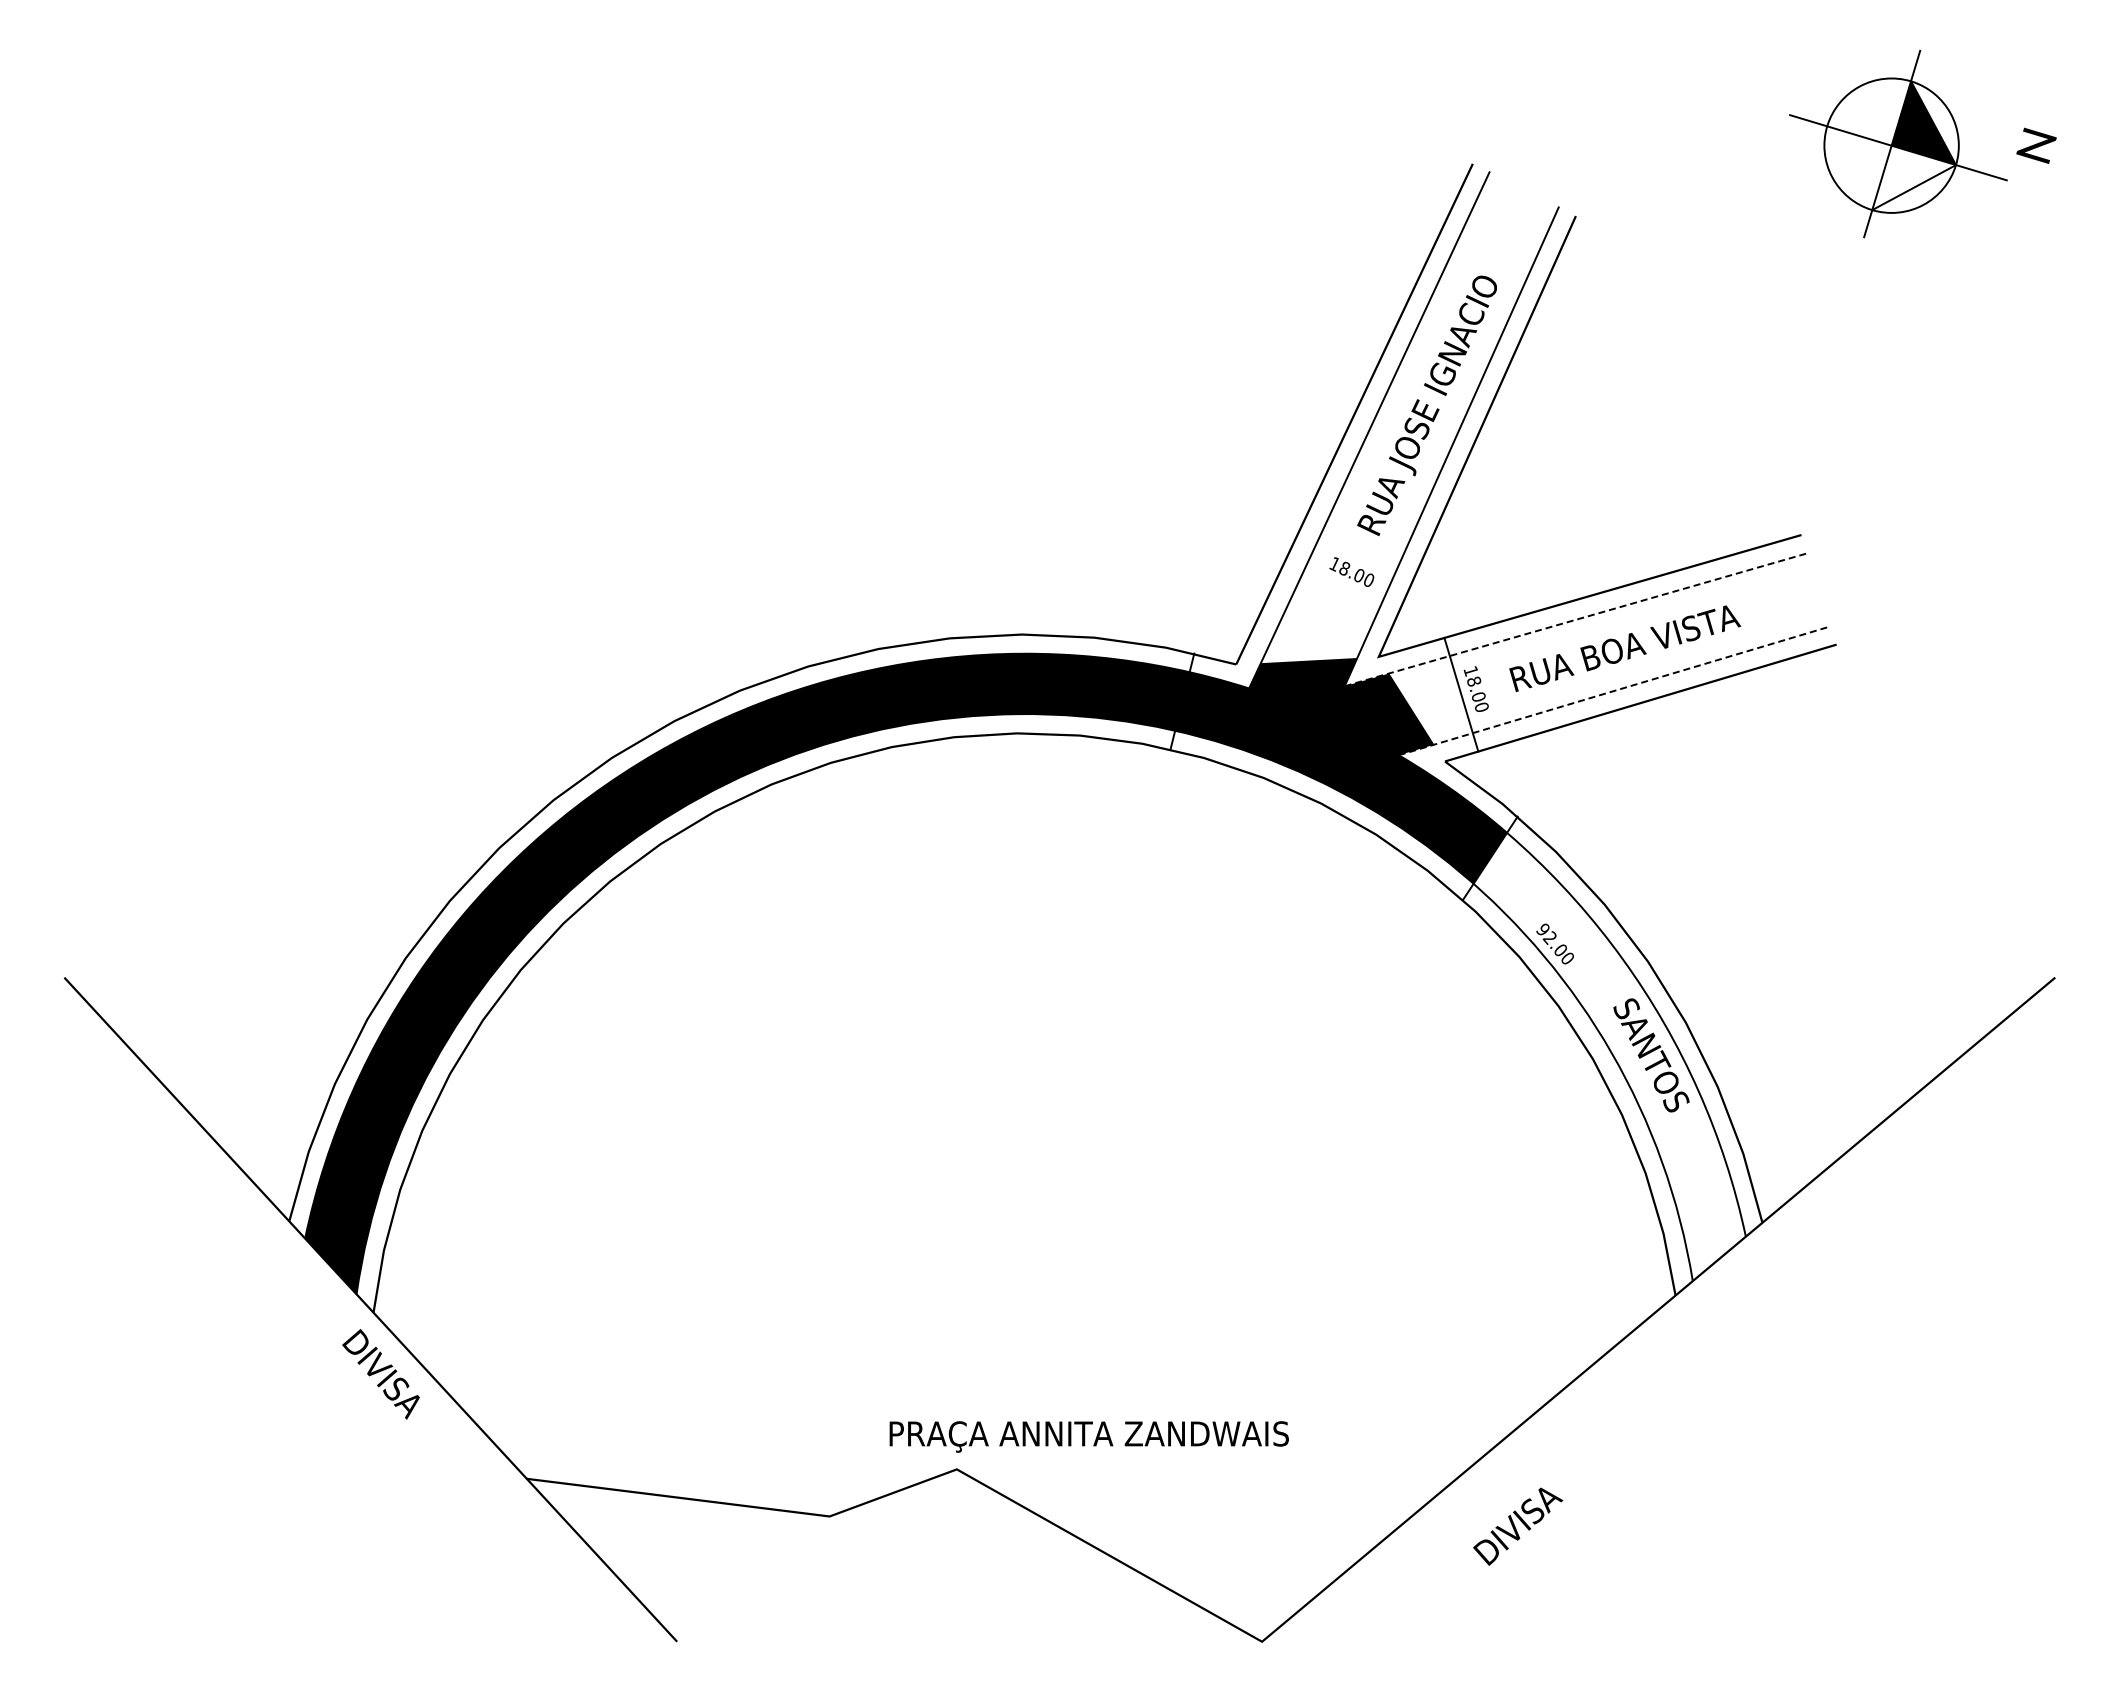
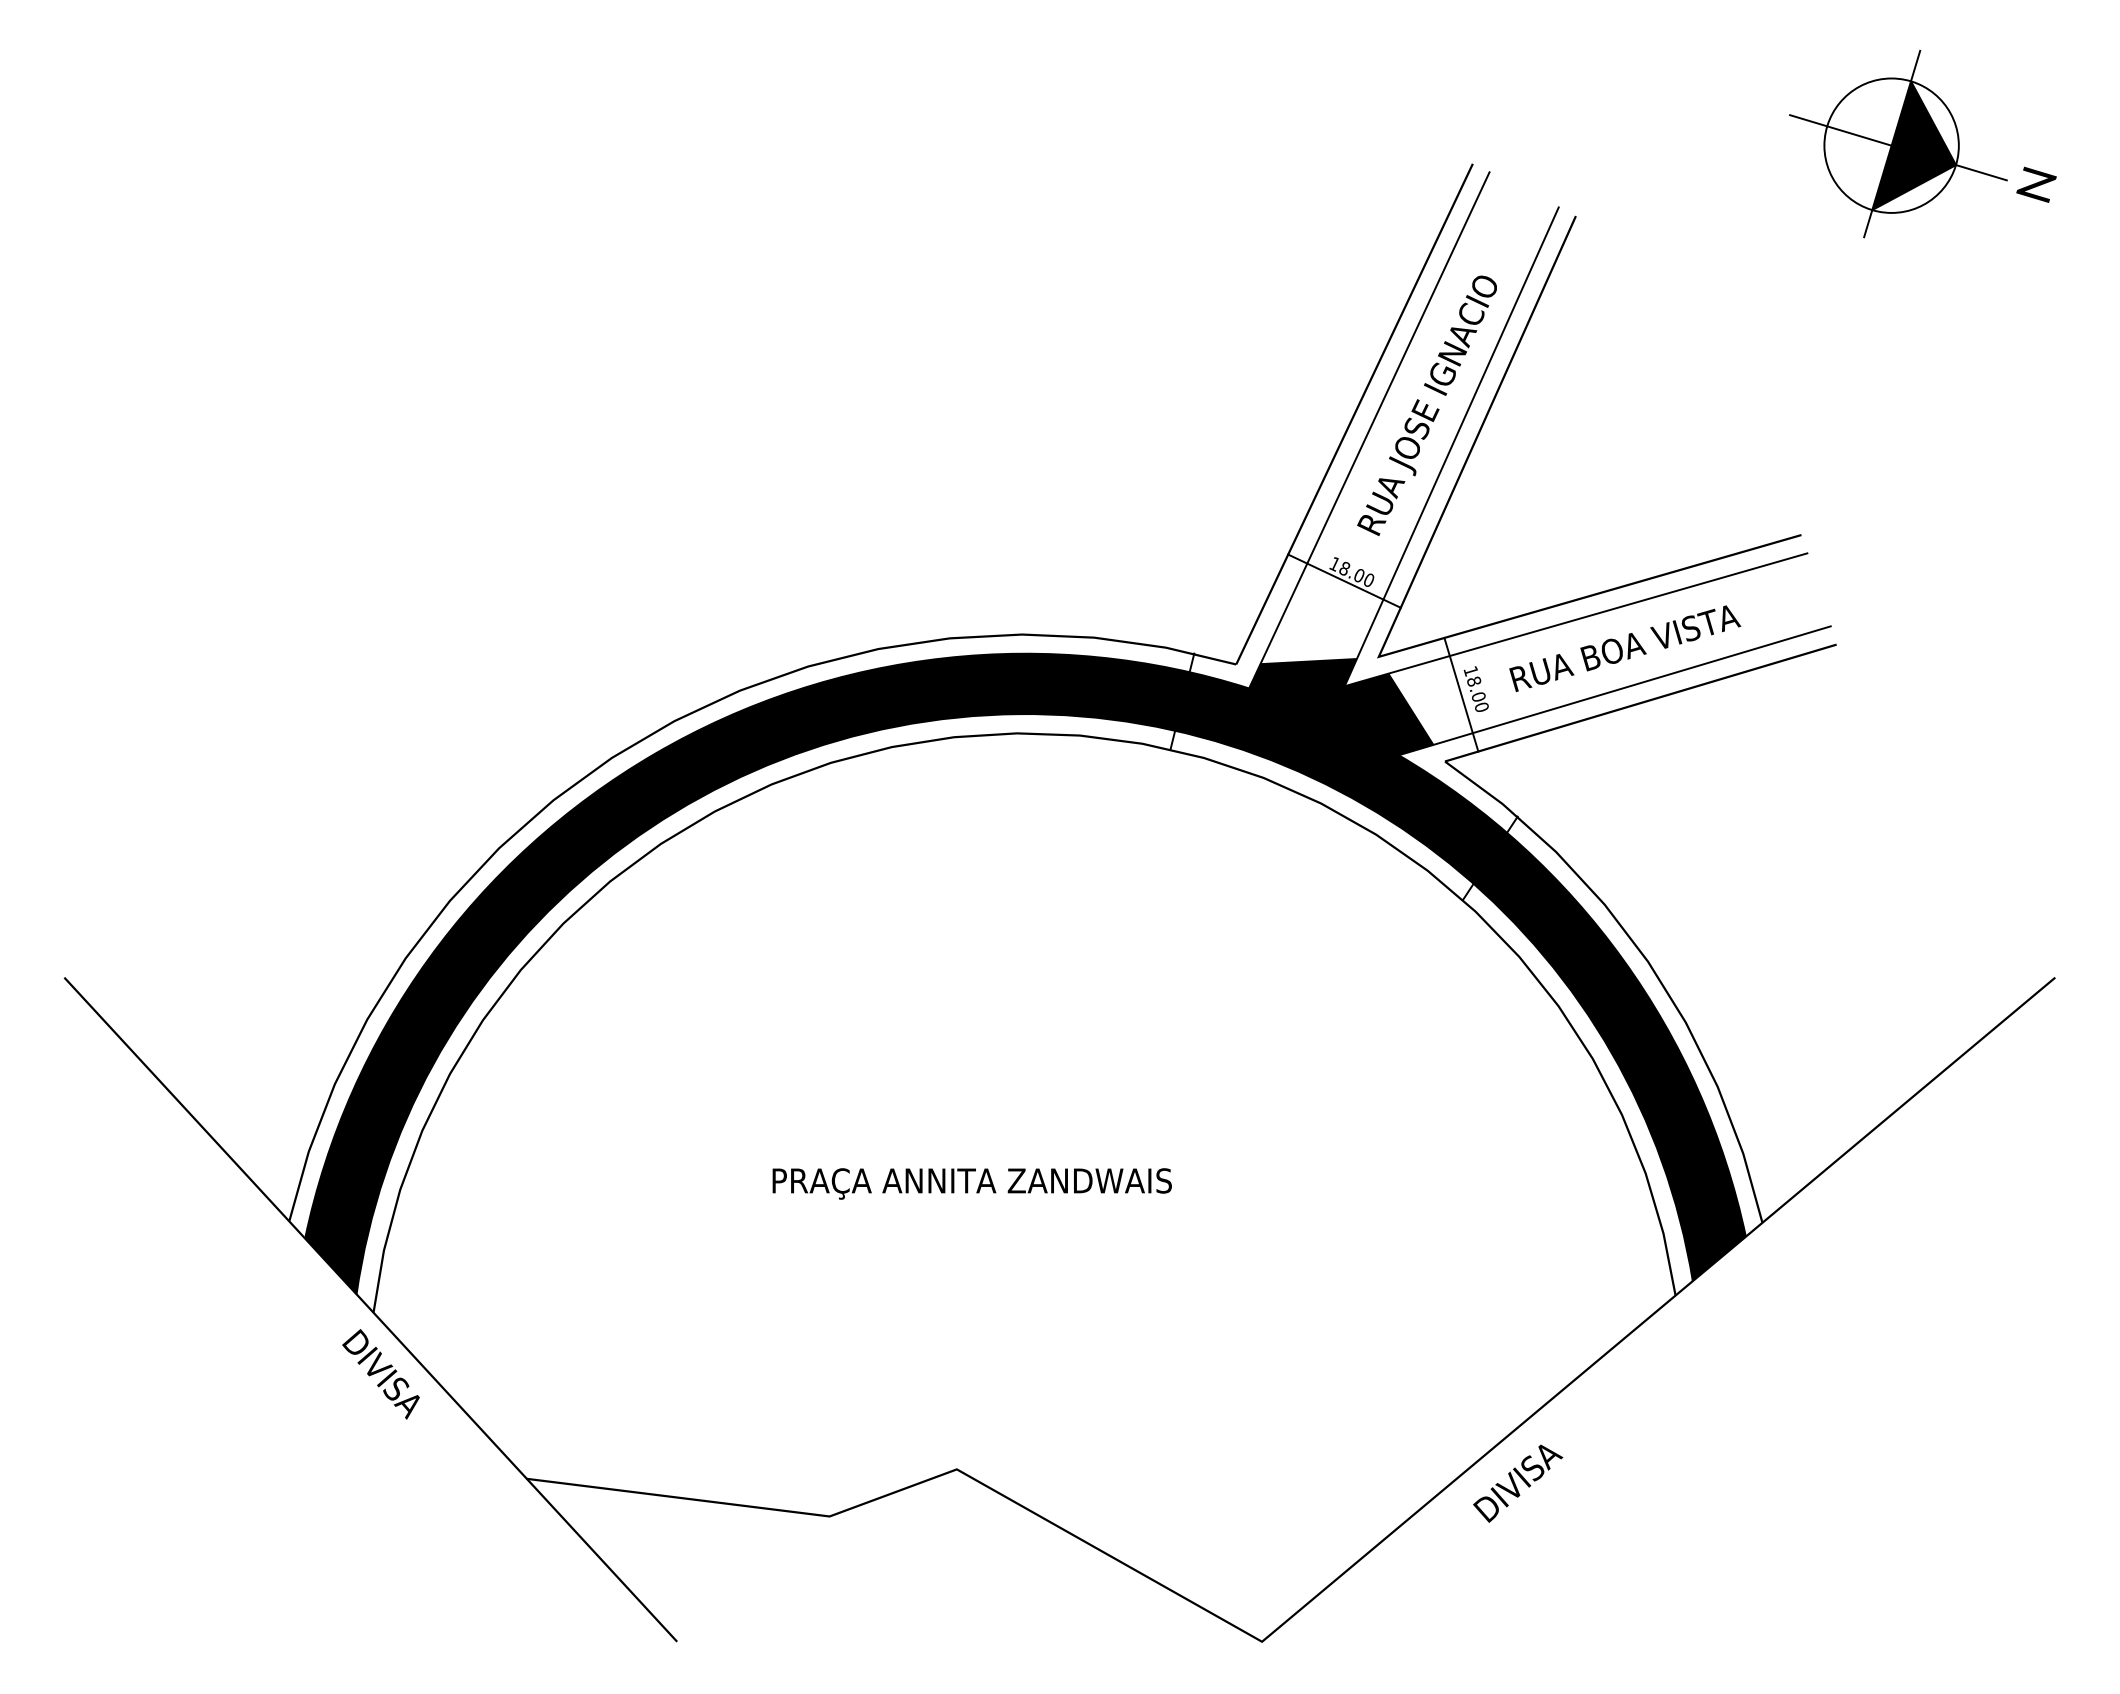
text position: (2036, 145) -> (2036, 184) (2036, 184)
fill: none -> present (1914, 177)
line: none -> present (1344, 580)
line: dashed -> solid (1576, 619)
line: dashed -> solid (1615, 690)
fill: none -> present (1609, 1056)
text position: (1088, 1436) -> (971, 1183) (971, 1183)
text position: (1518, 1526) -> (1518, 1483) (1518, 1483)
